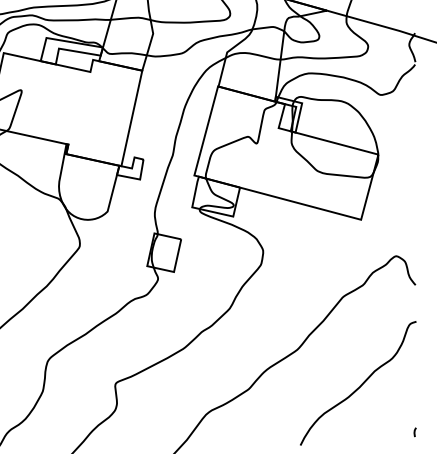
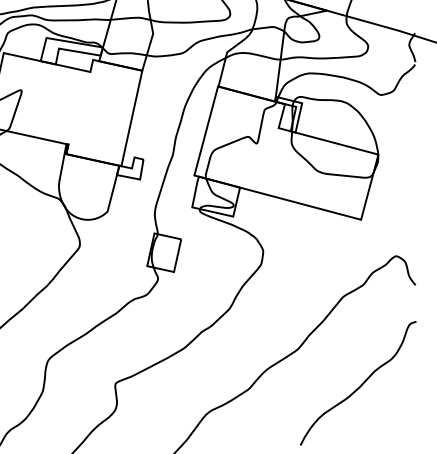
line: present -> none (414, 432)
